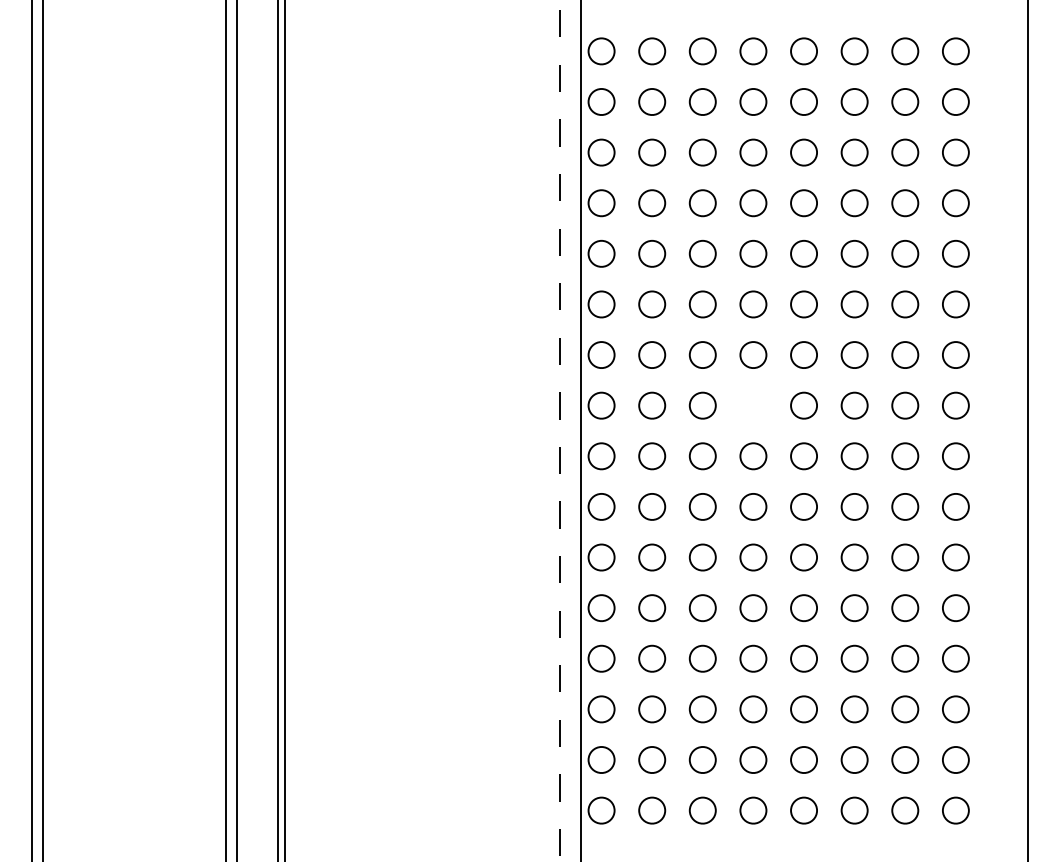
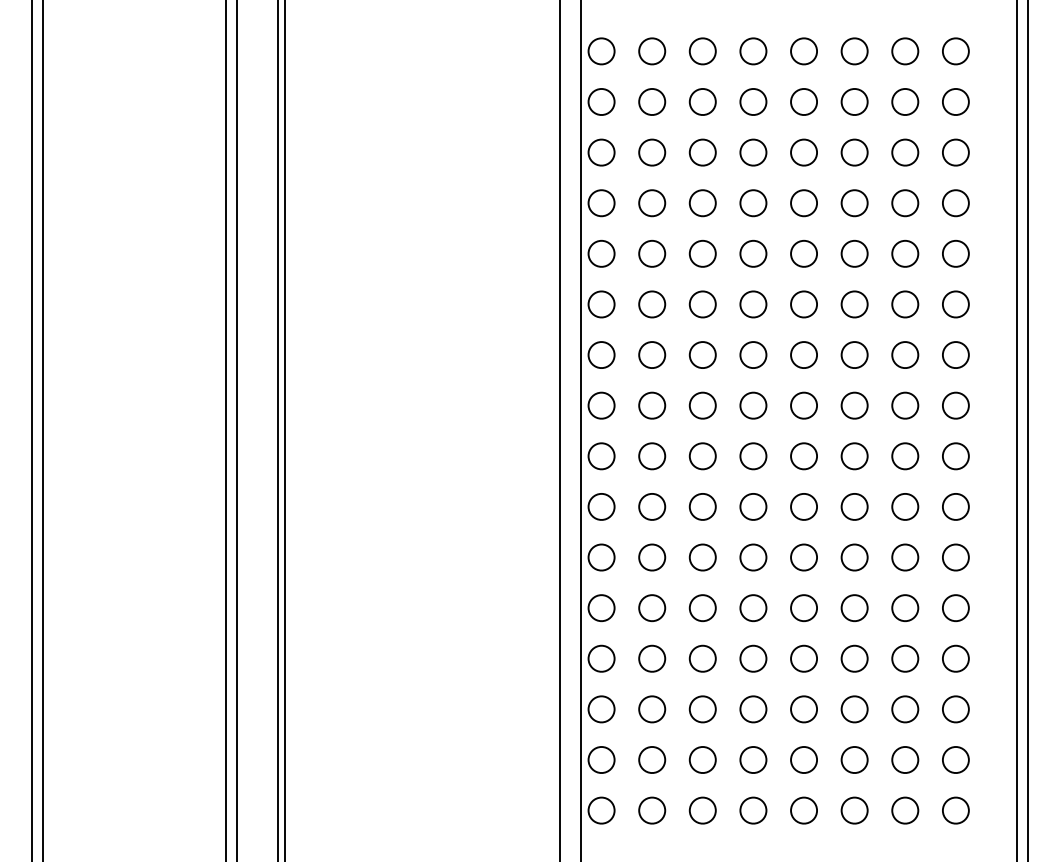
part: none -> present (753, 405)
line: dashed -> solid (560, 430)
line: none -> present (1016, 430)
